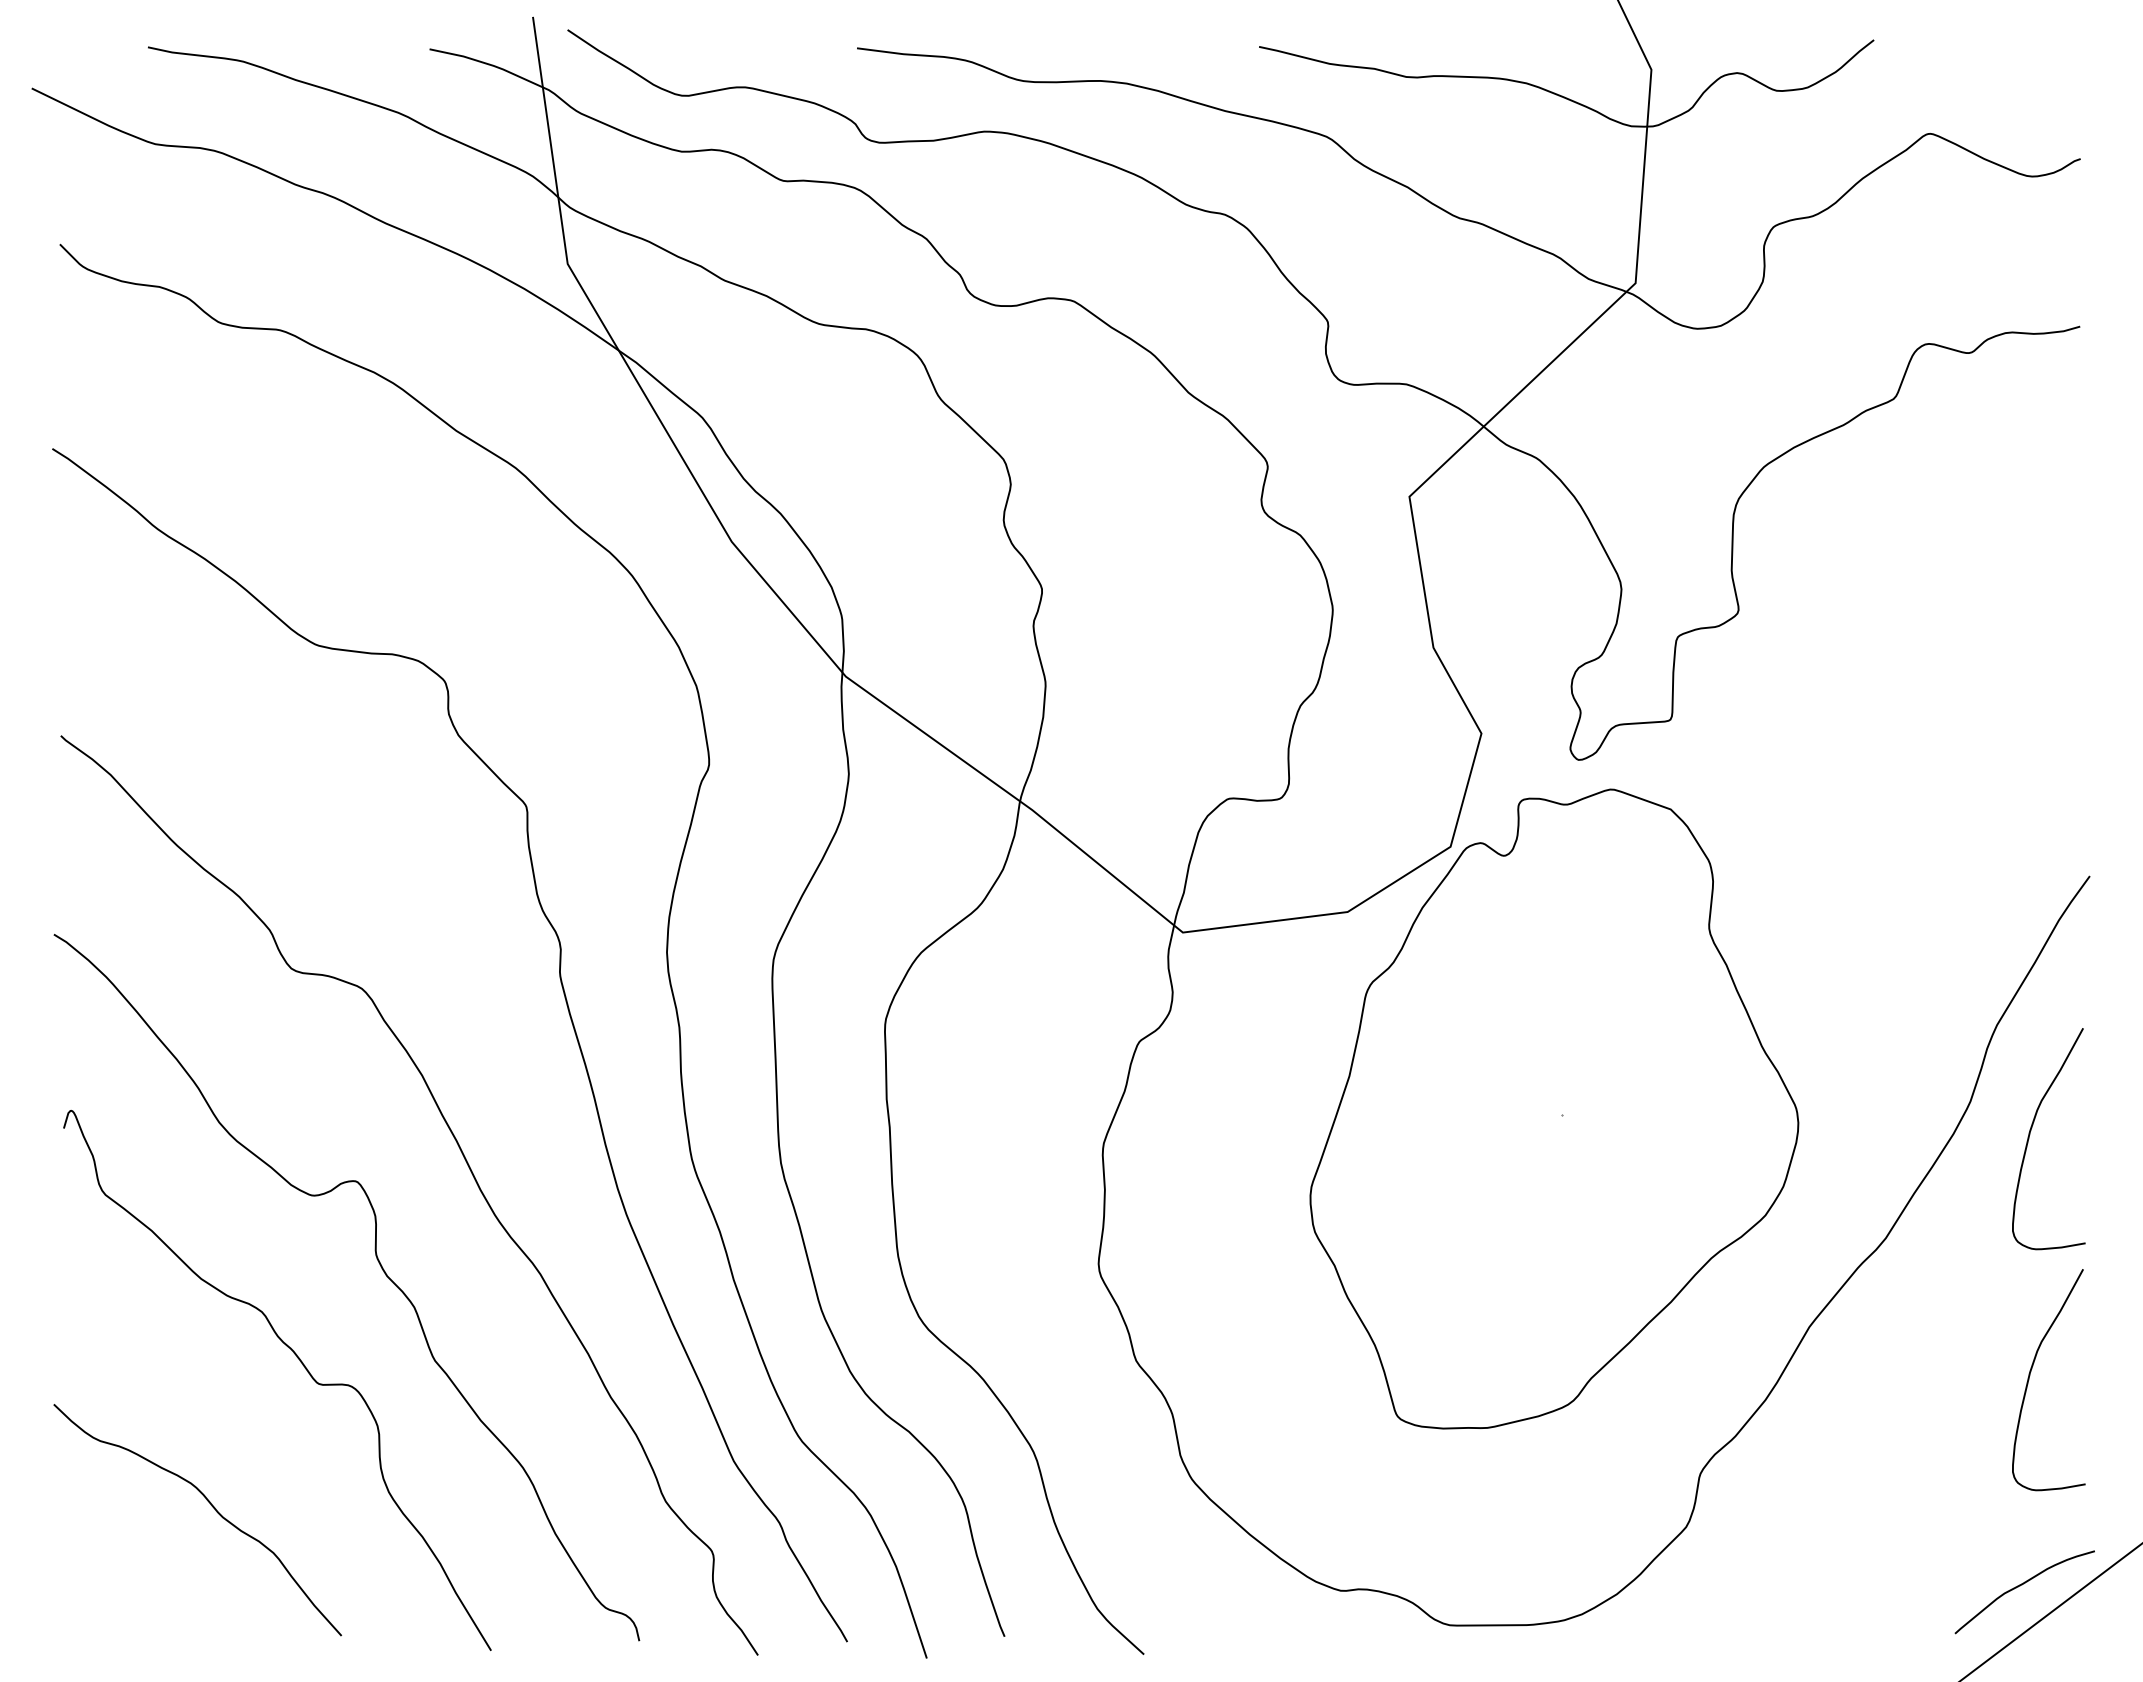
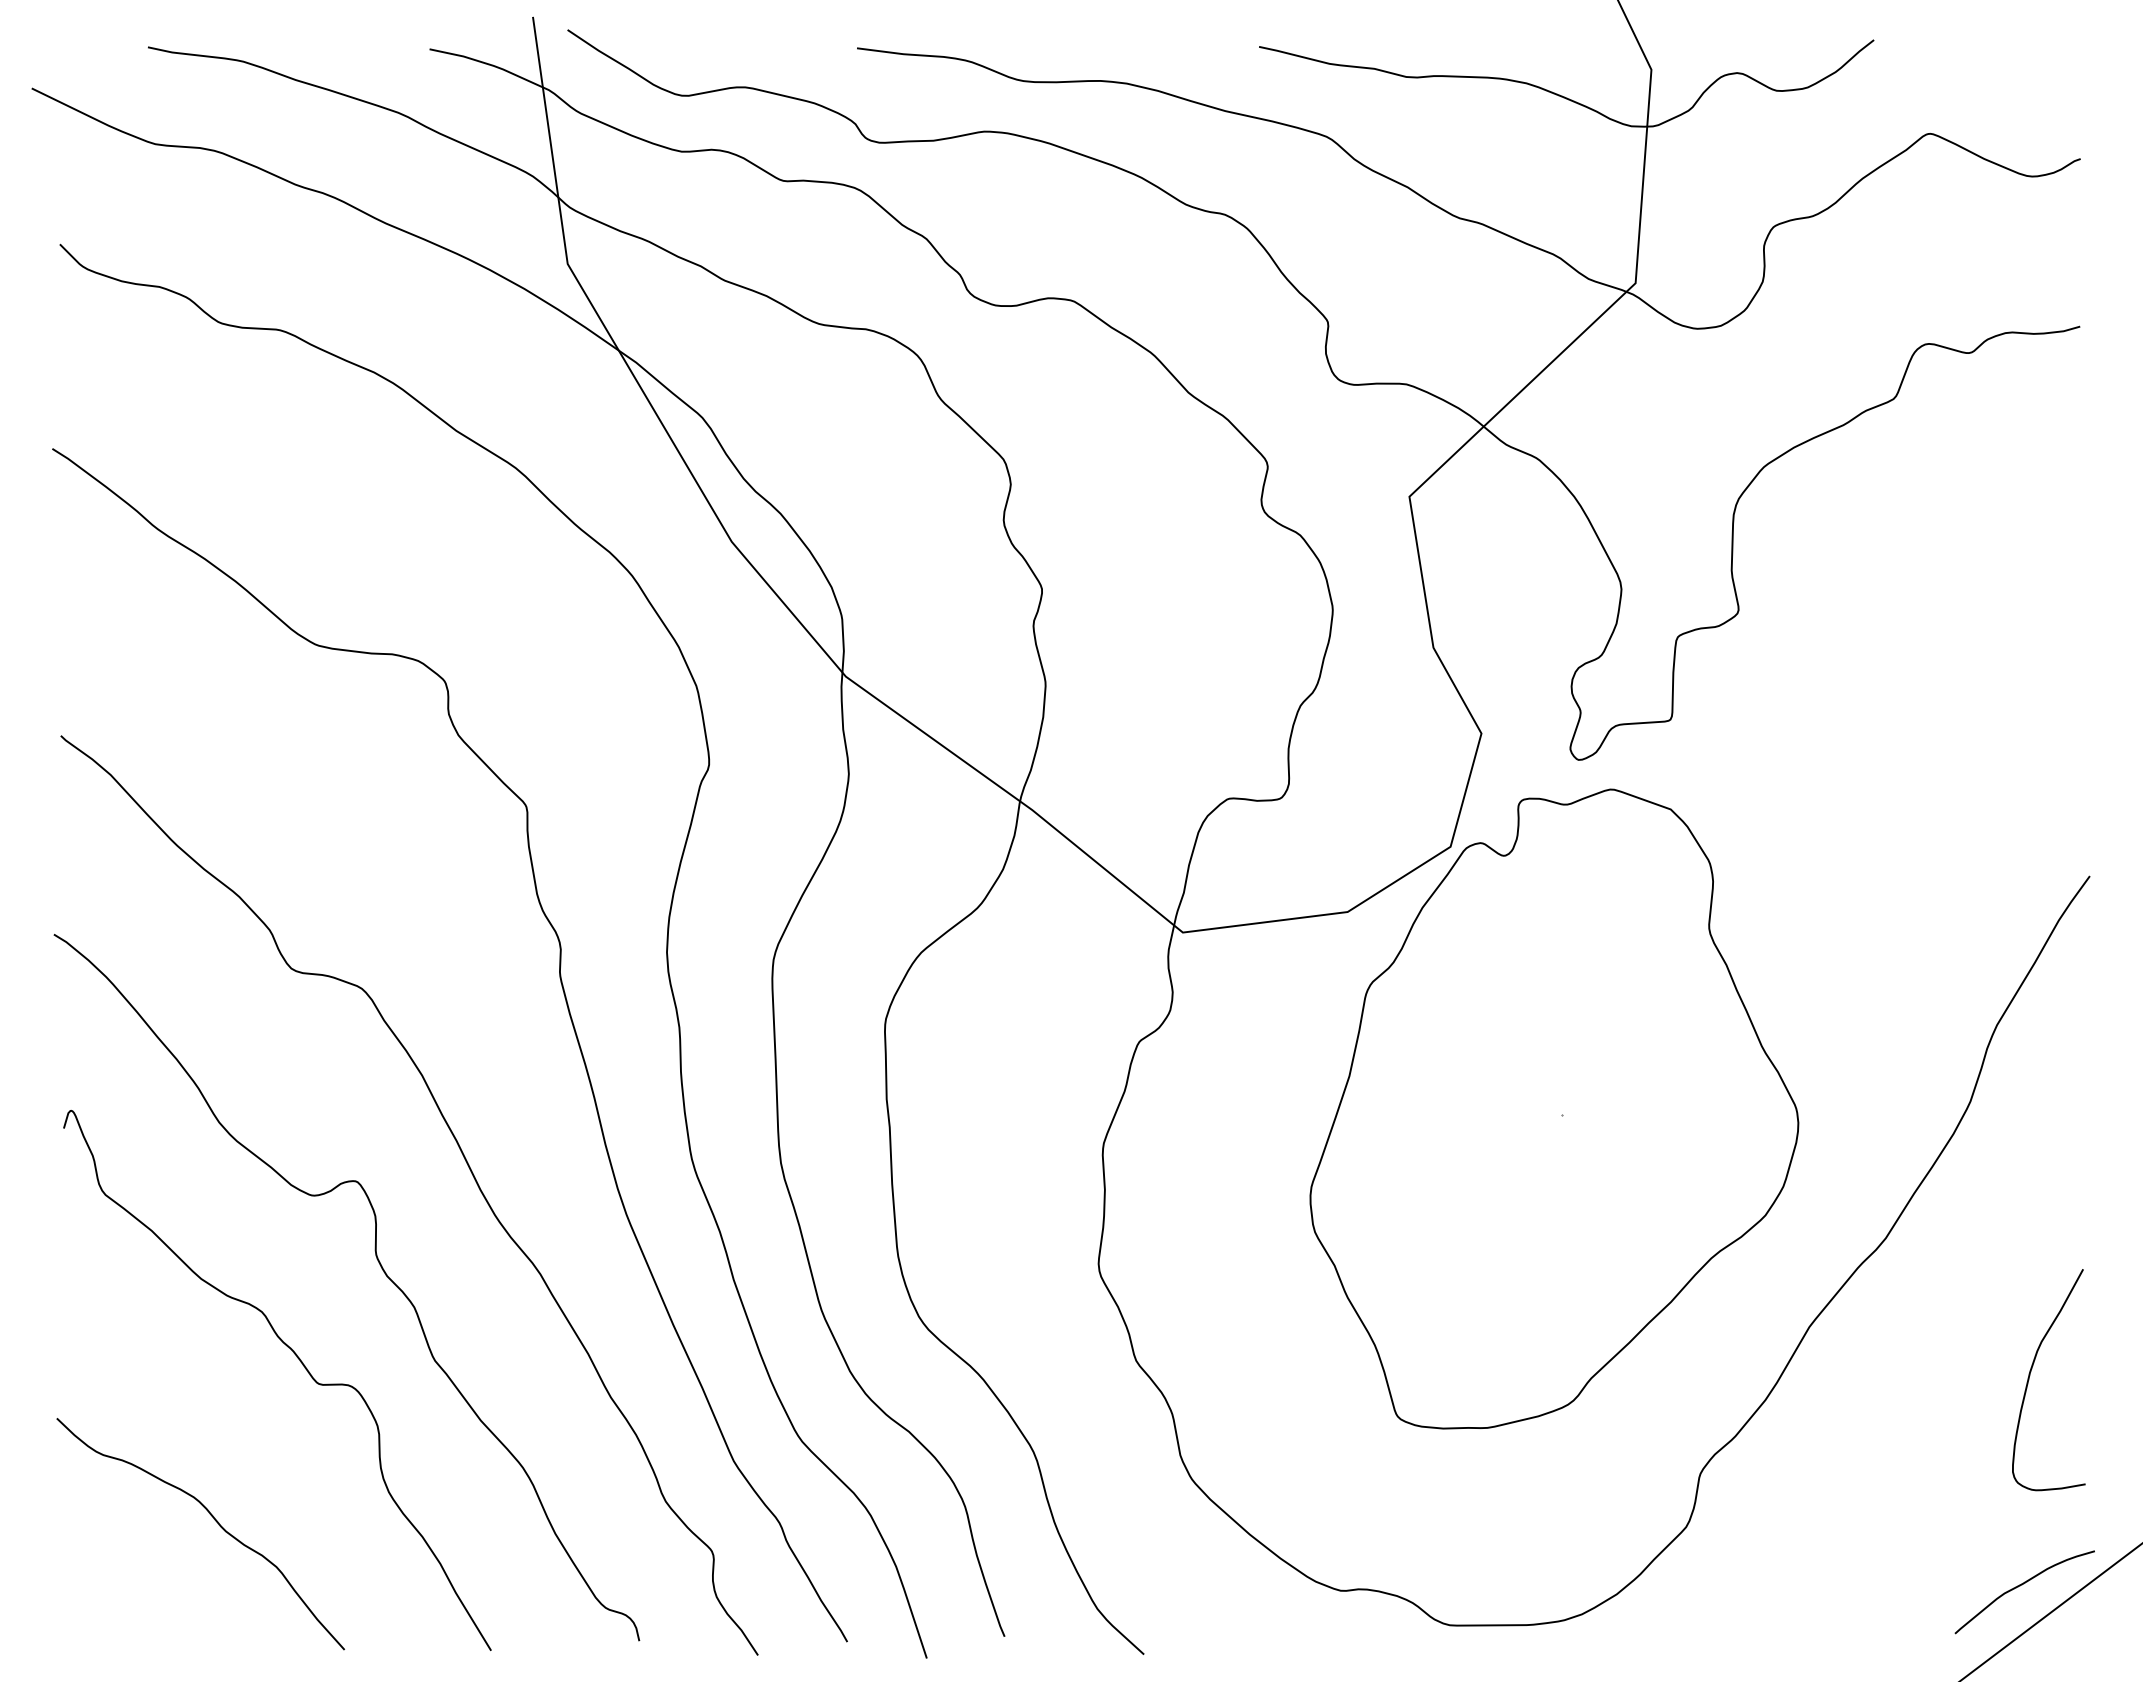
curve: present -> none (2030, 1134)
curve position: (211, 1506) -> (214, 1520) (214, 1520)
